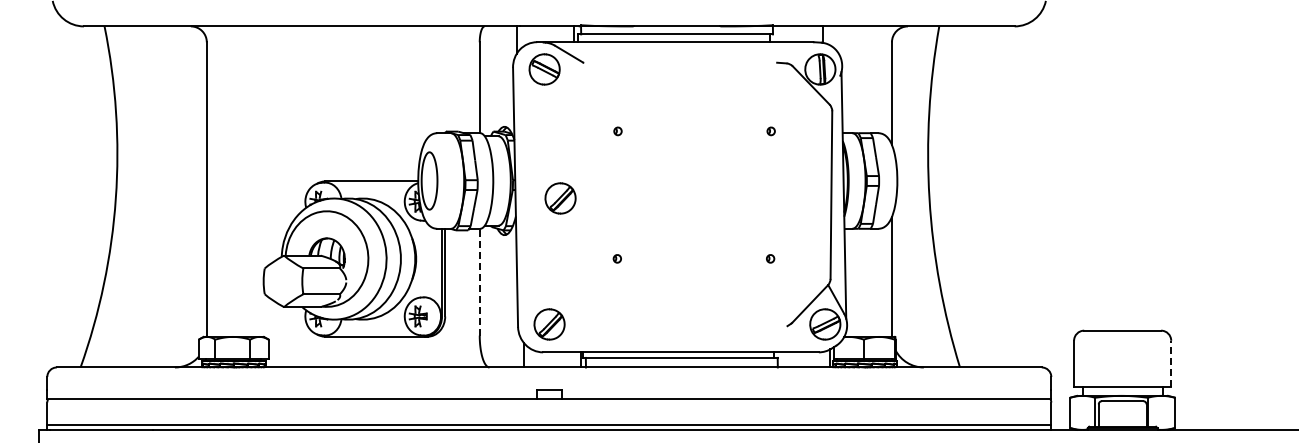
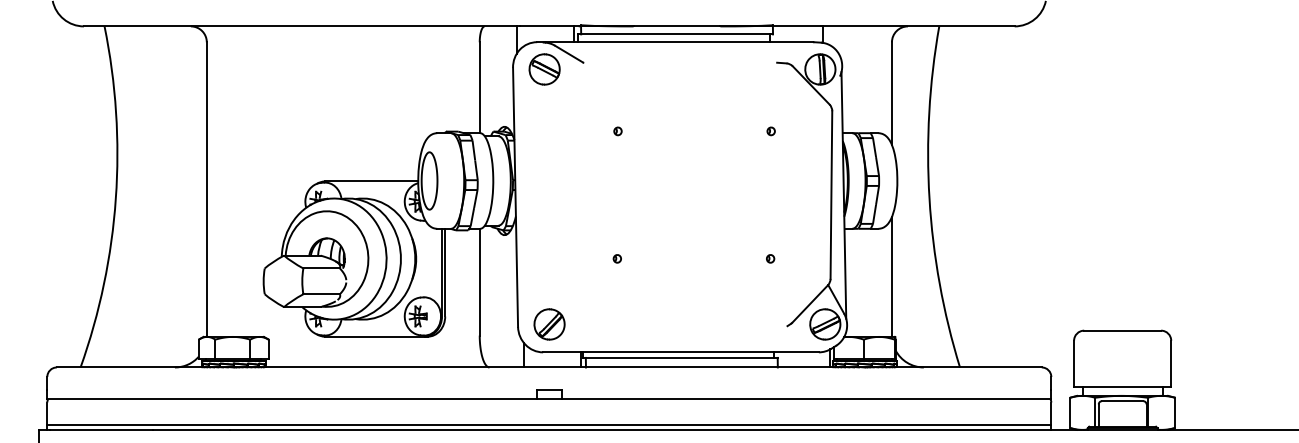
part: present -> none (560, 198)
line: dashed -> solid (479, 281)
line: dashed -> solid (1171, 363)
